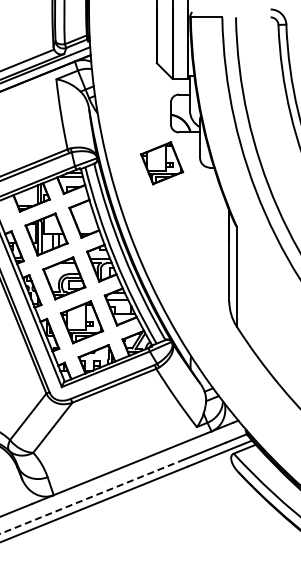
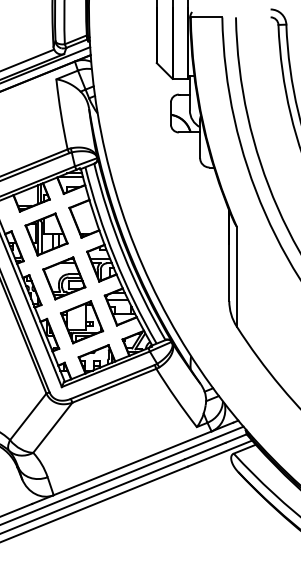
part: present -> none (162, 163)
line: none -> present (122, 475)
line: dashed -> solid (93, 496)
